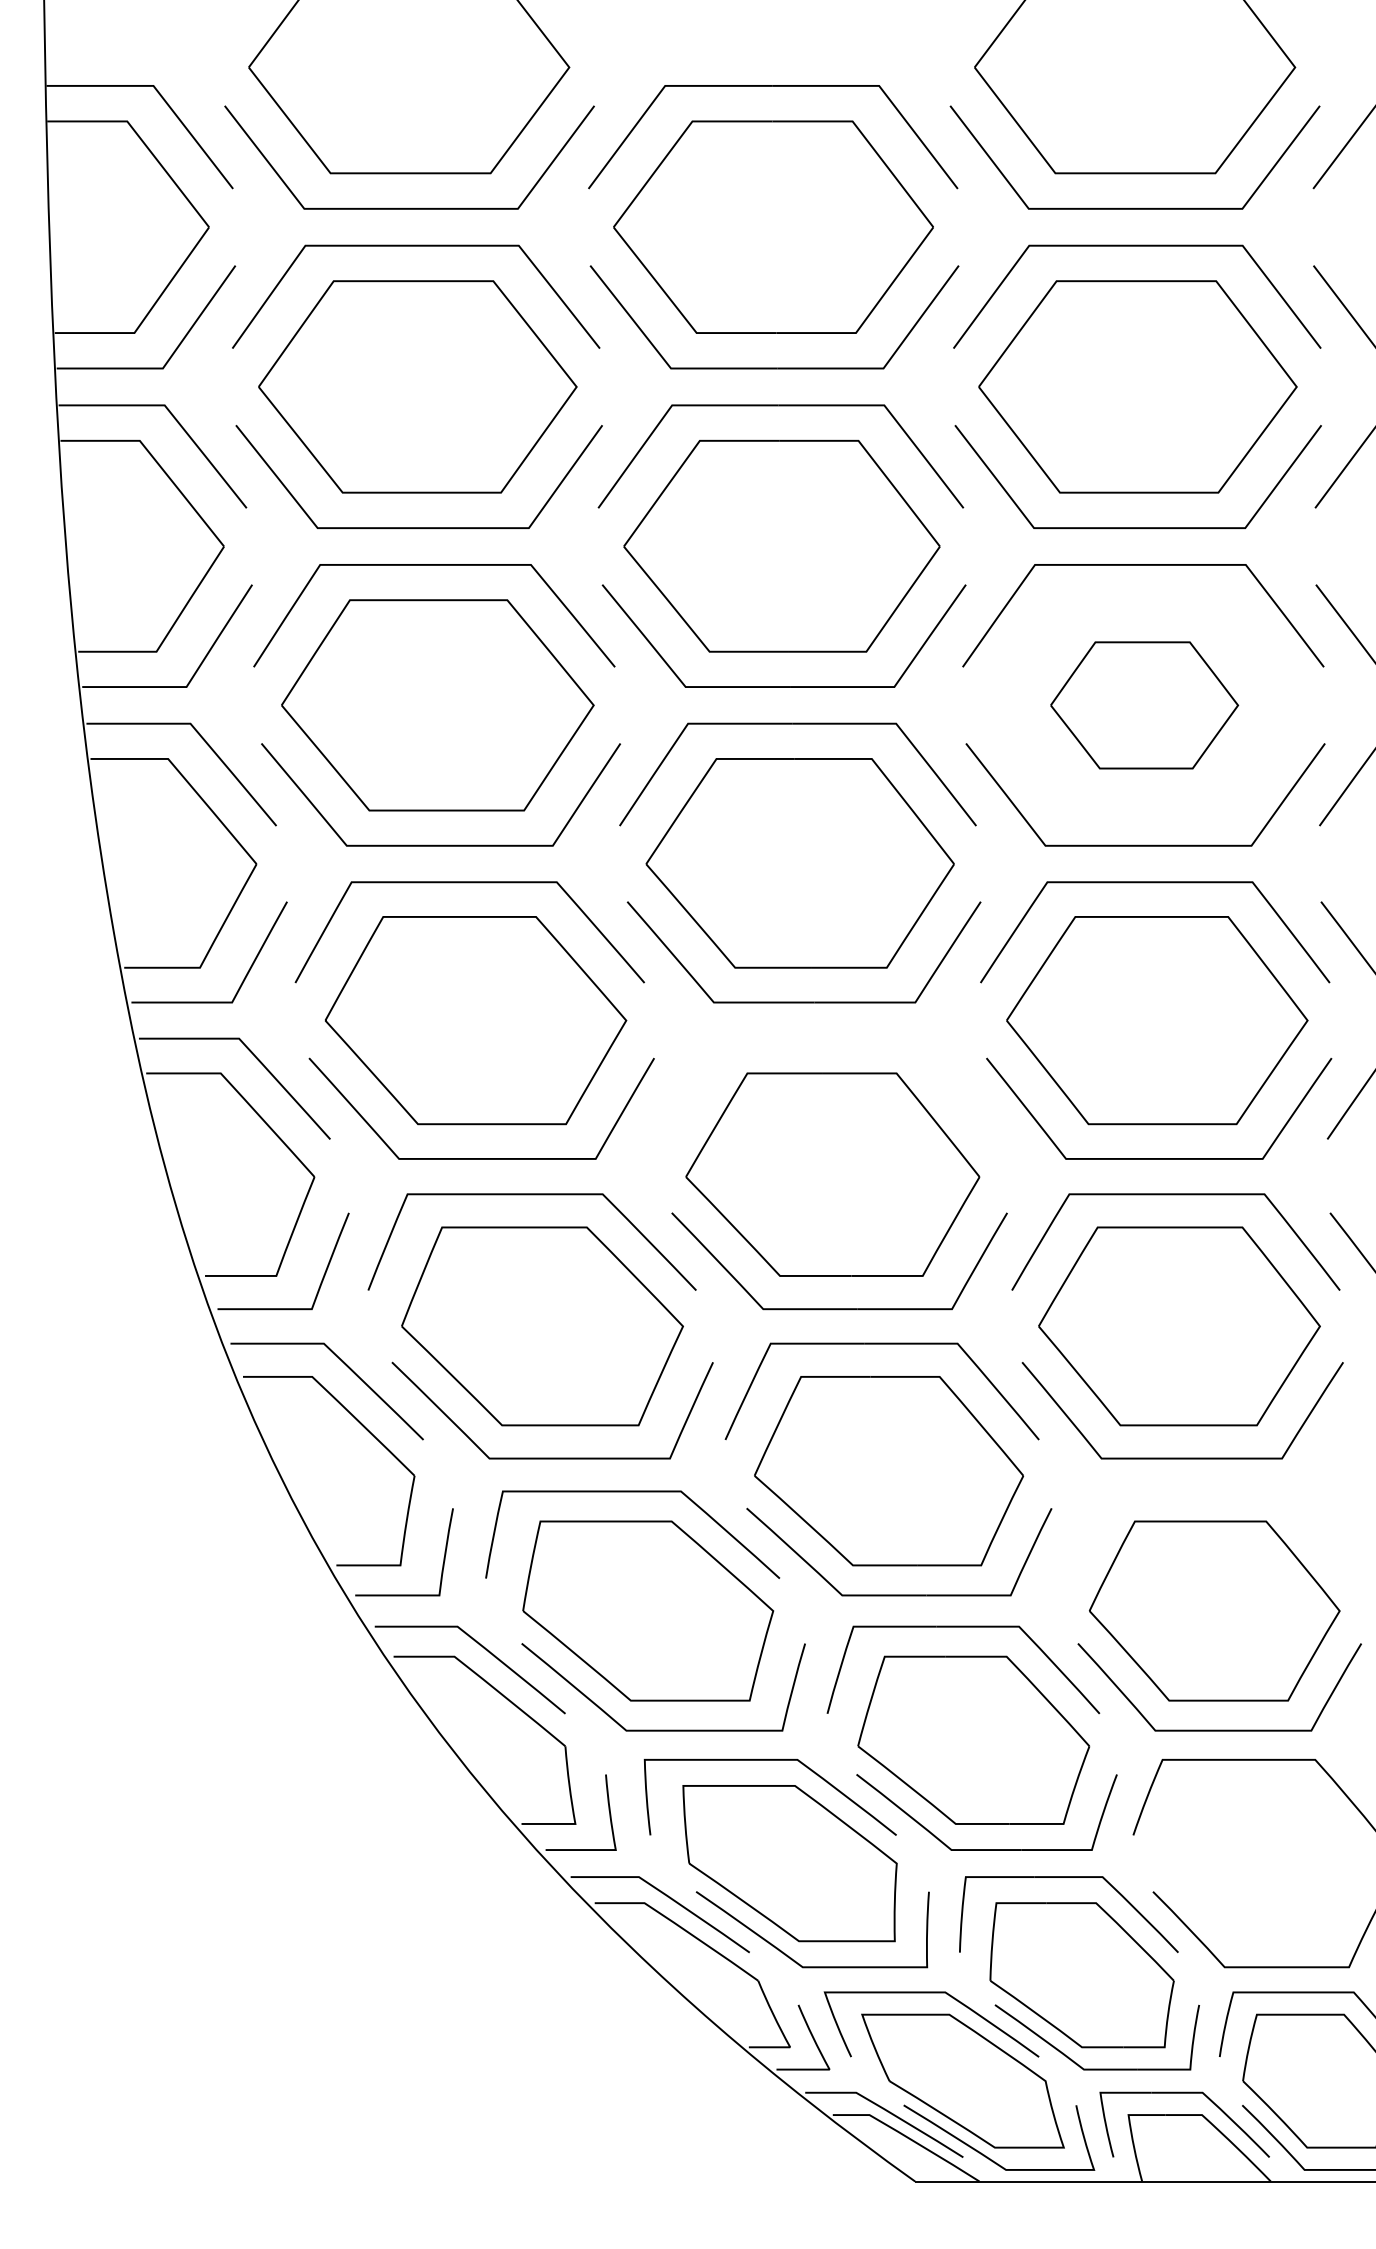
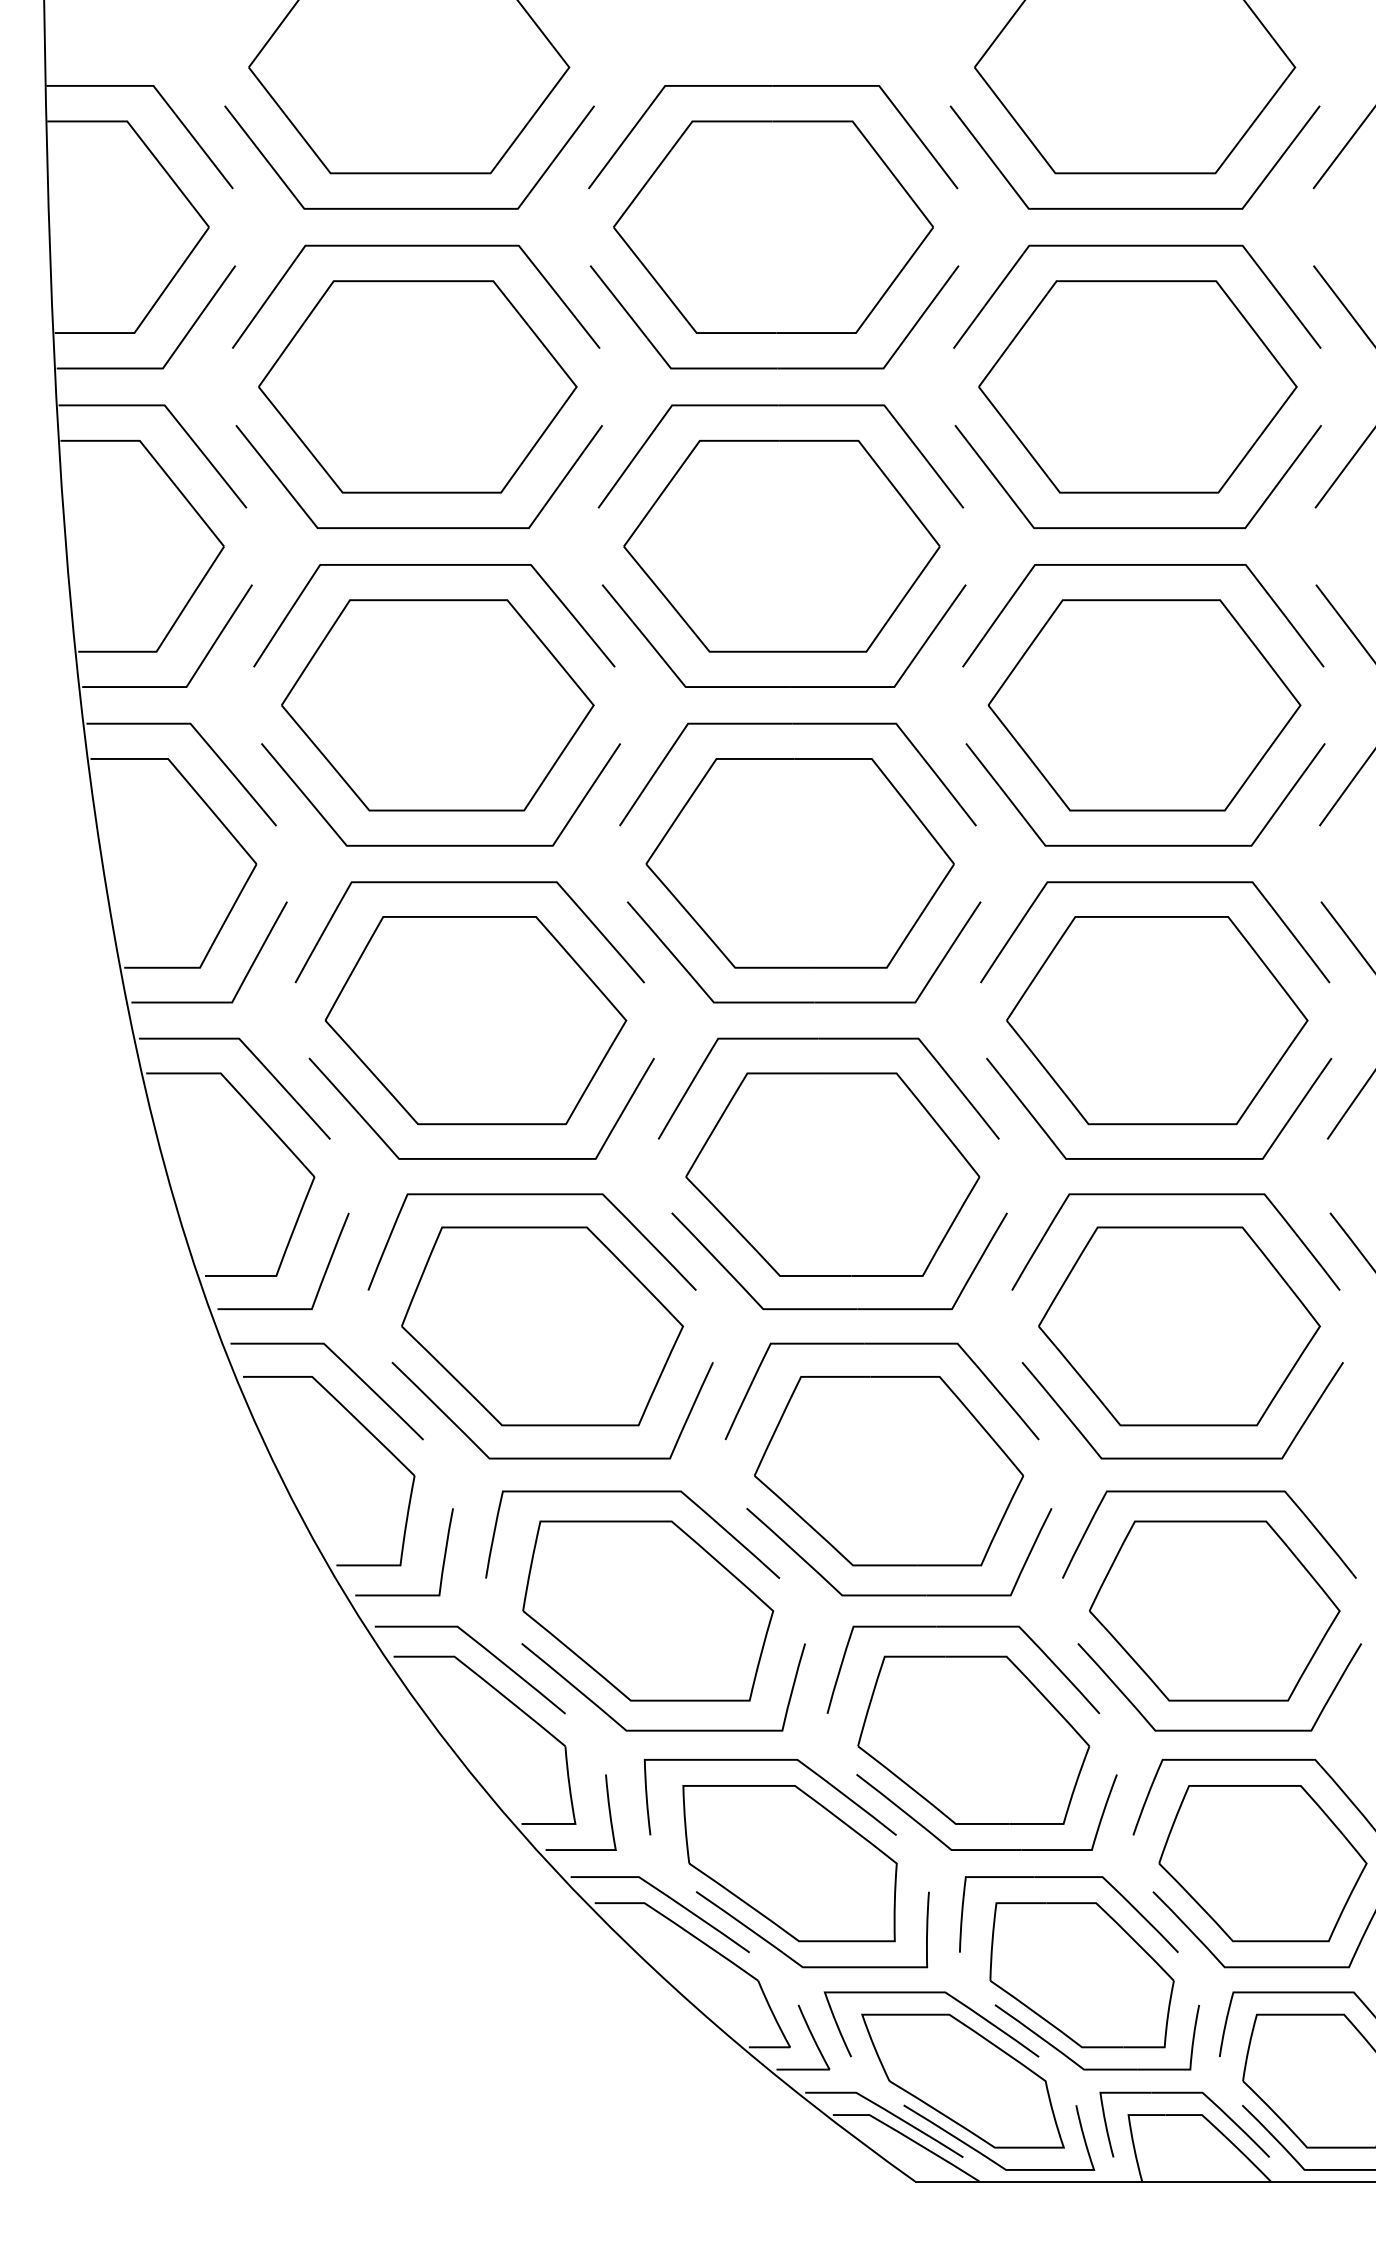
part size: 190x129 px -> 315x213 px (1144, 705)
part: none -> present (828, 1039)
part: none -> present (1209, 1492)
part: none -> present (1262, 1863)
